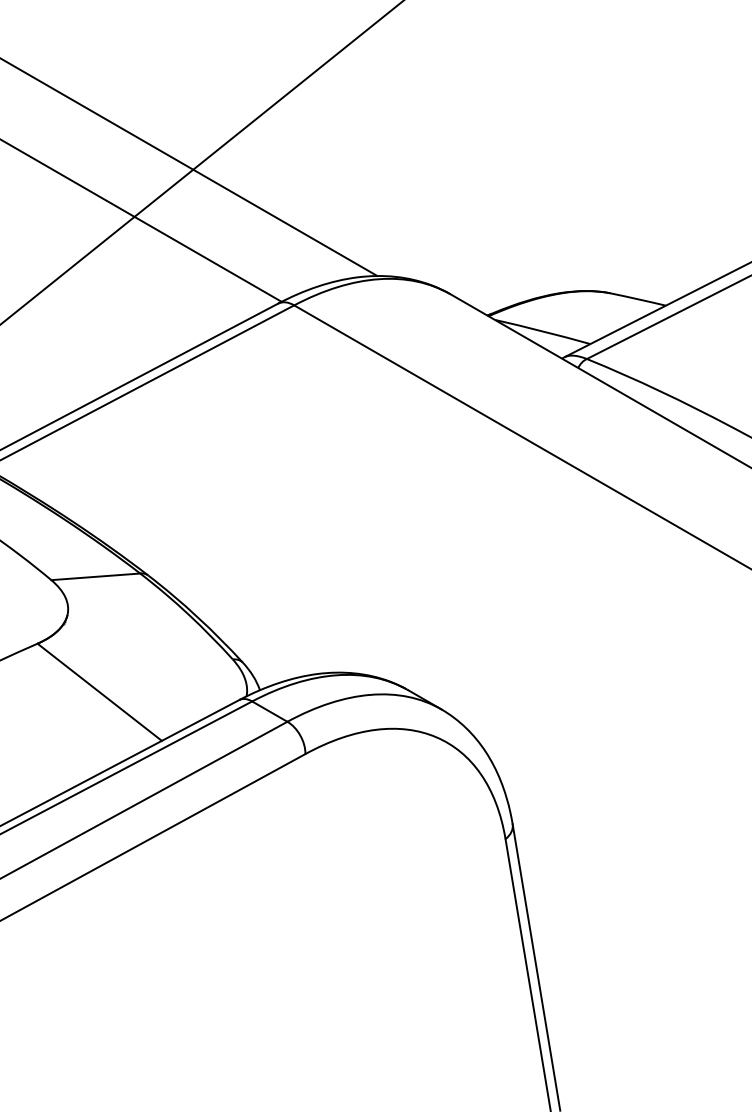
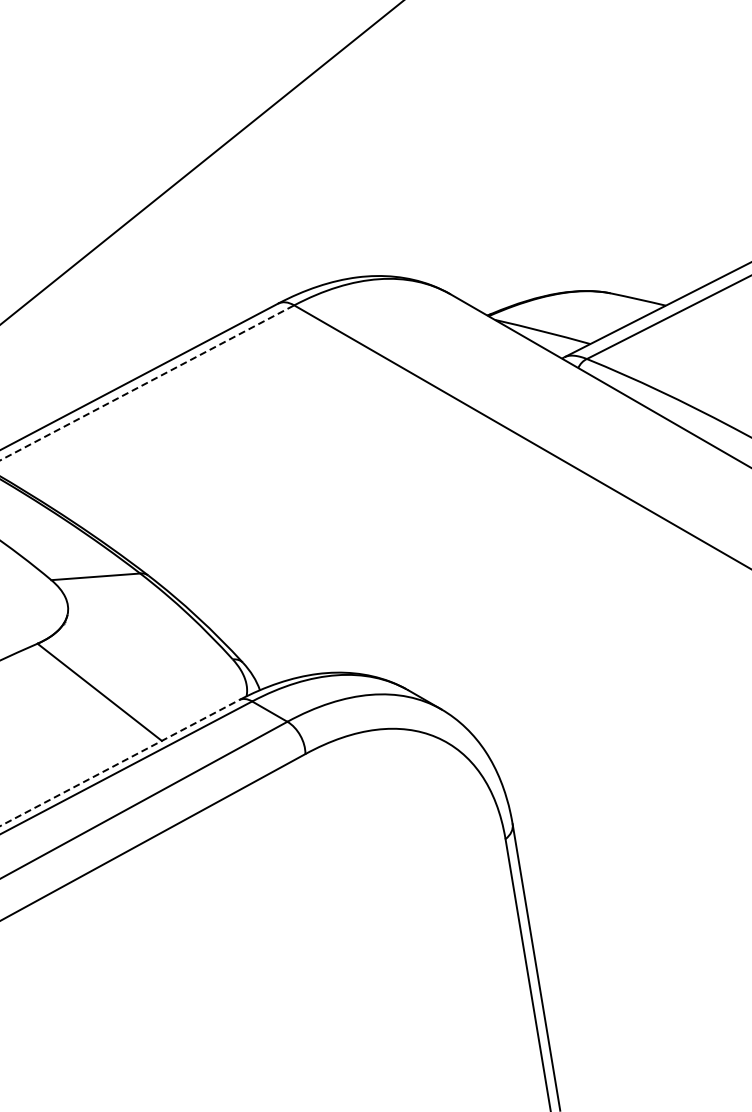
line: present -> none (189, 167)
line: present -> none (141, 220)
line: solid -> dashed (147, 382)
line: solid -> dashed (119, 762)
